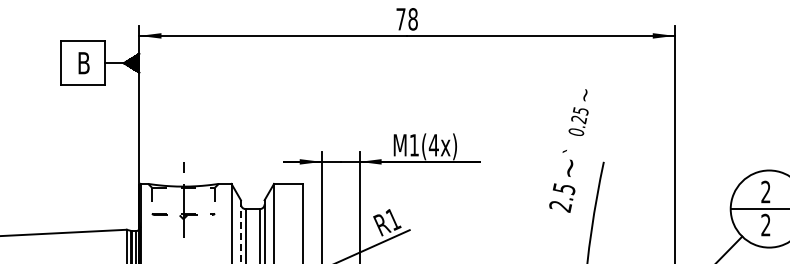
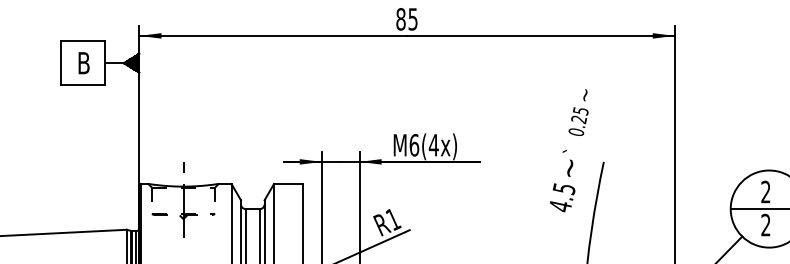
text: 78 -> 85 (406, 19)
text: M1(4x) -> M6(4x) (414, 145)
text: 2.5 -> 4.5 (560, 206)
line: dashed -> solid (240, 232)
